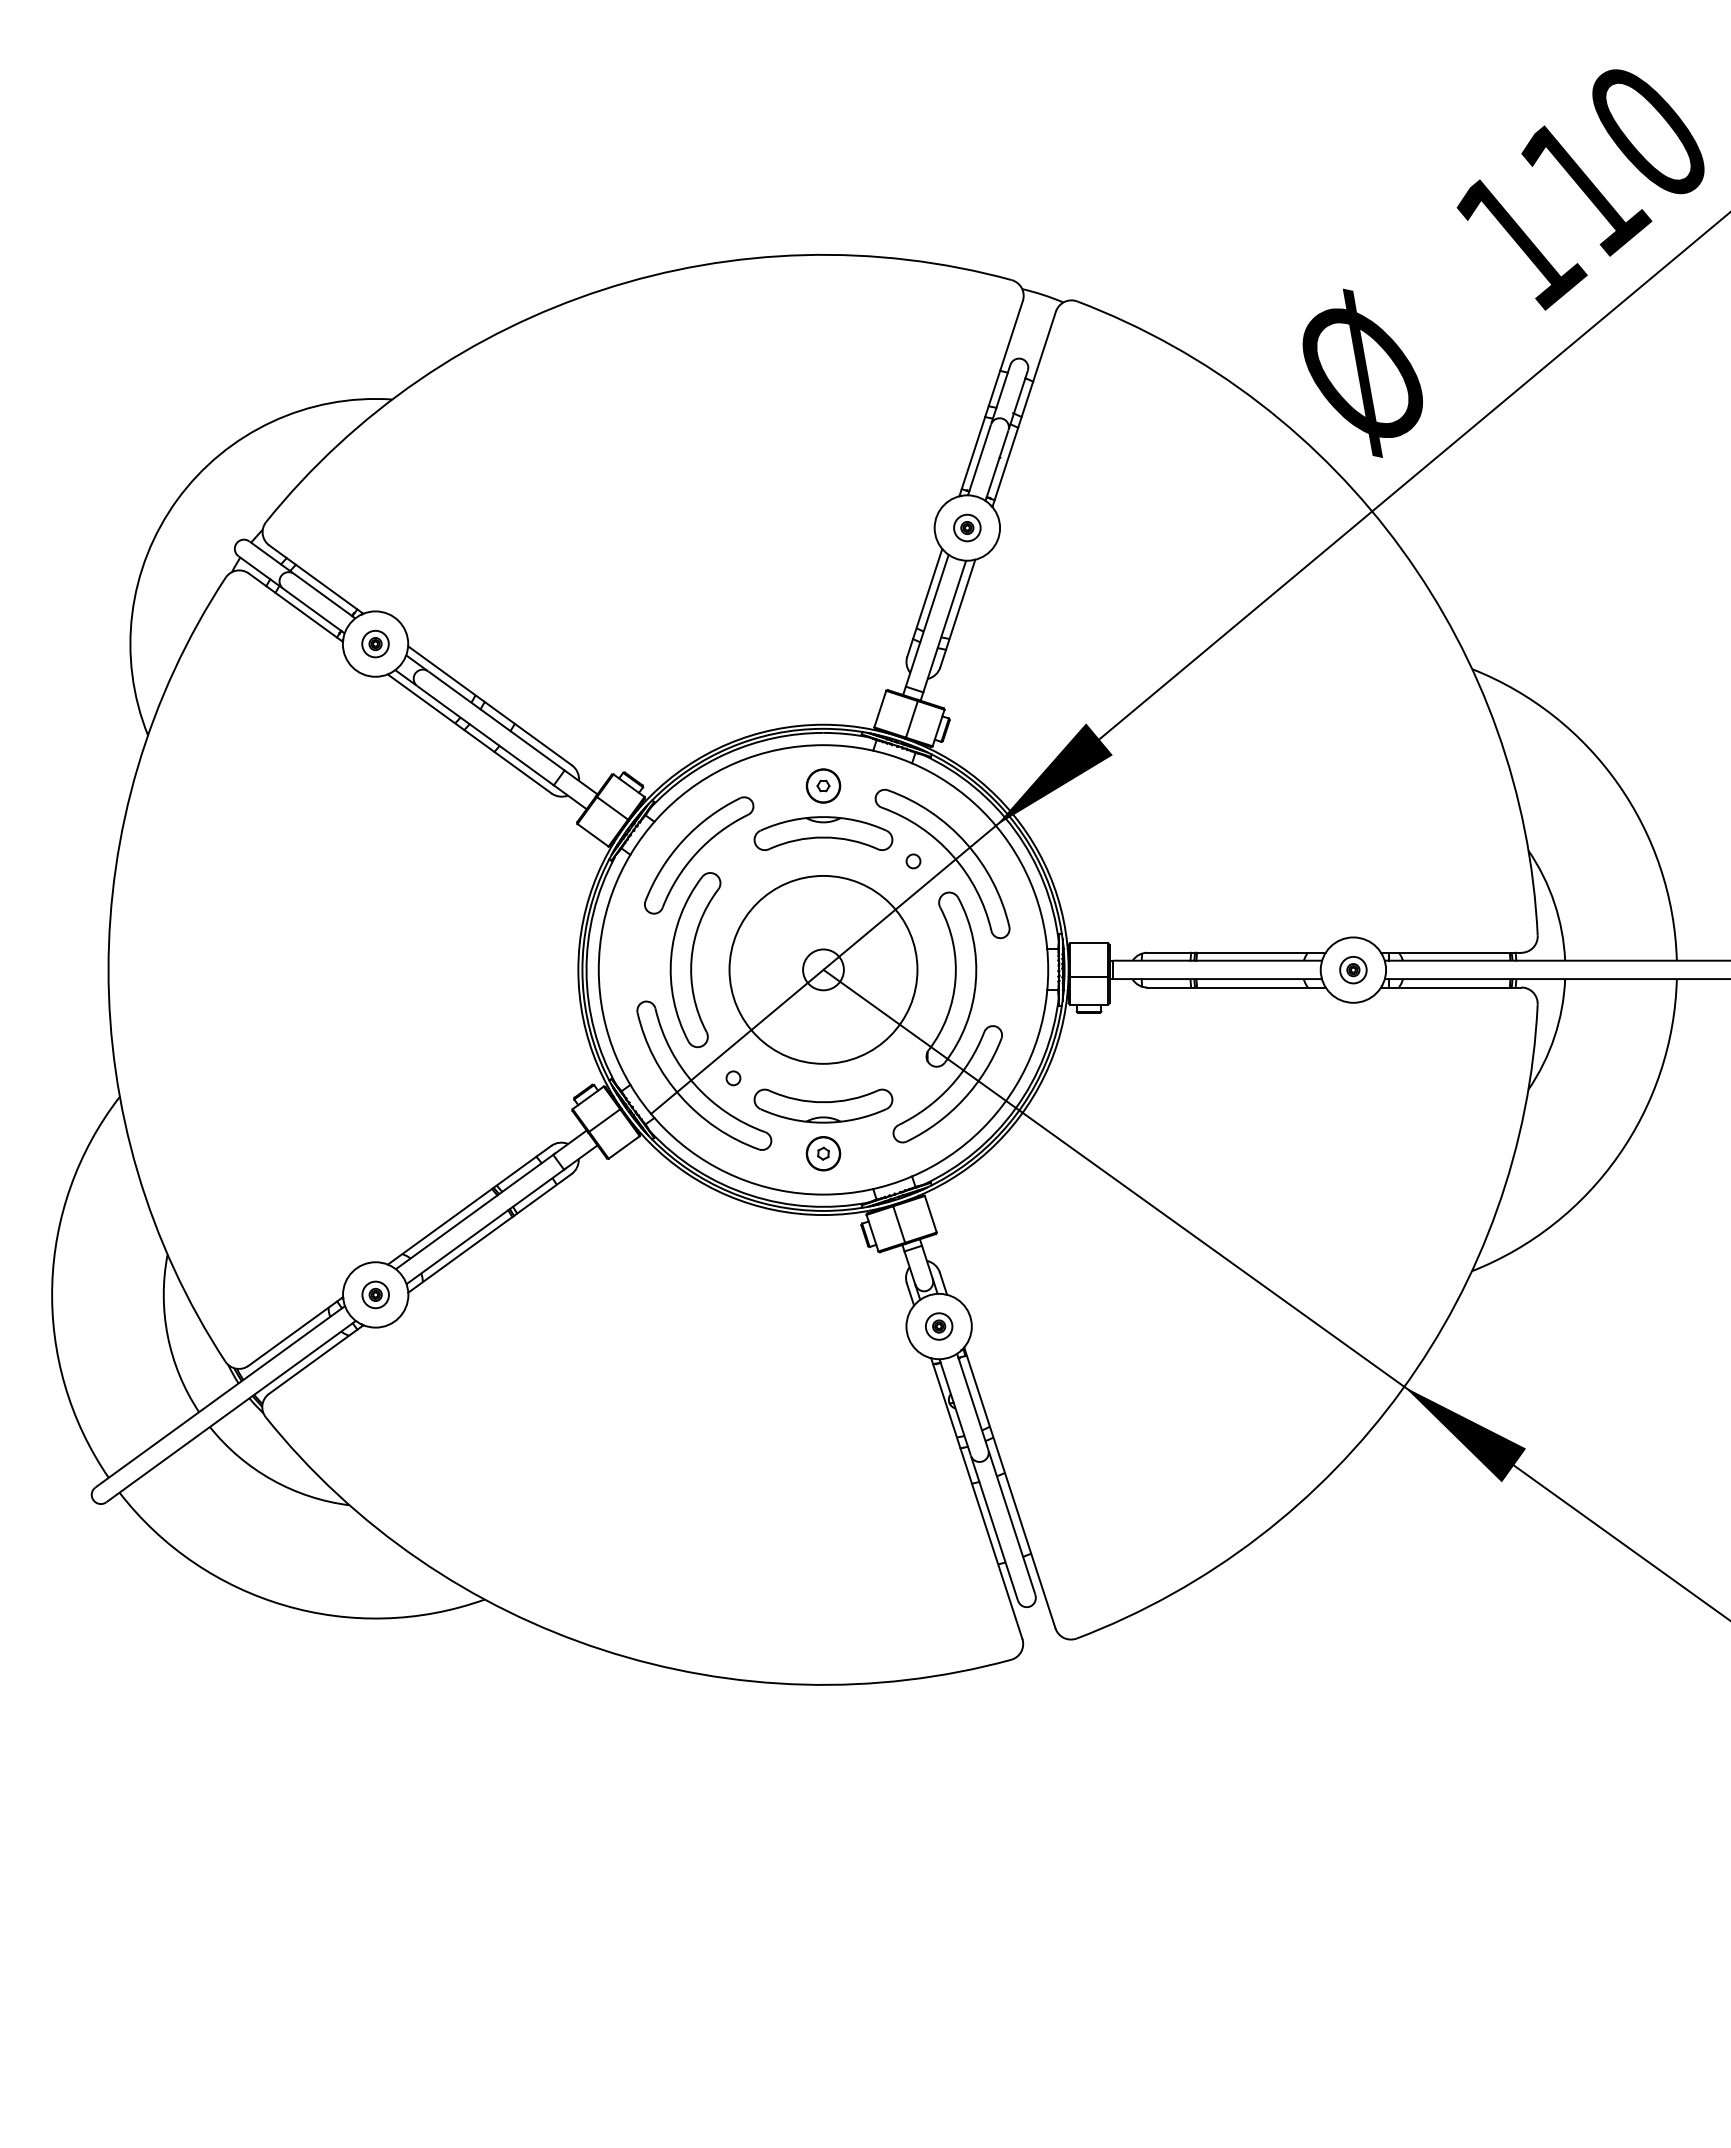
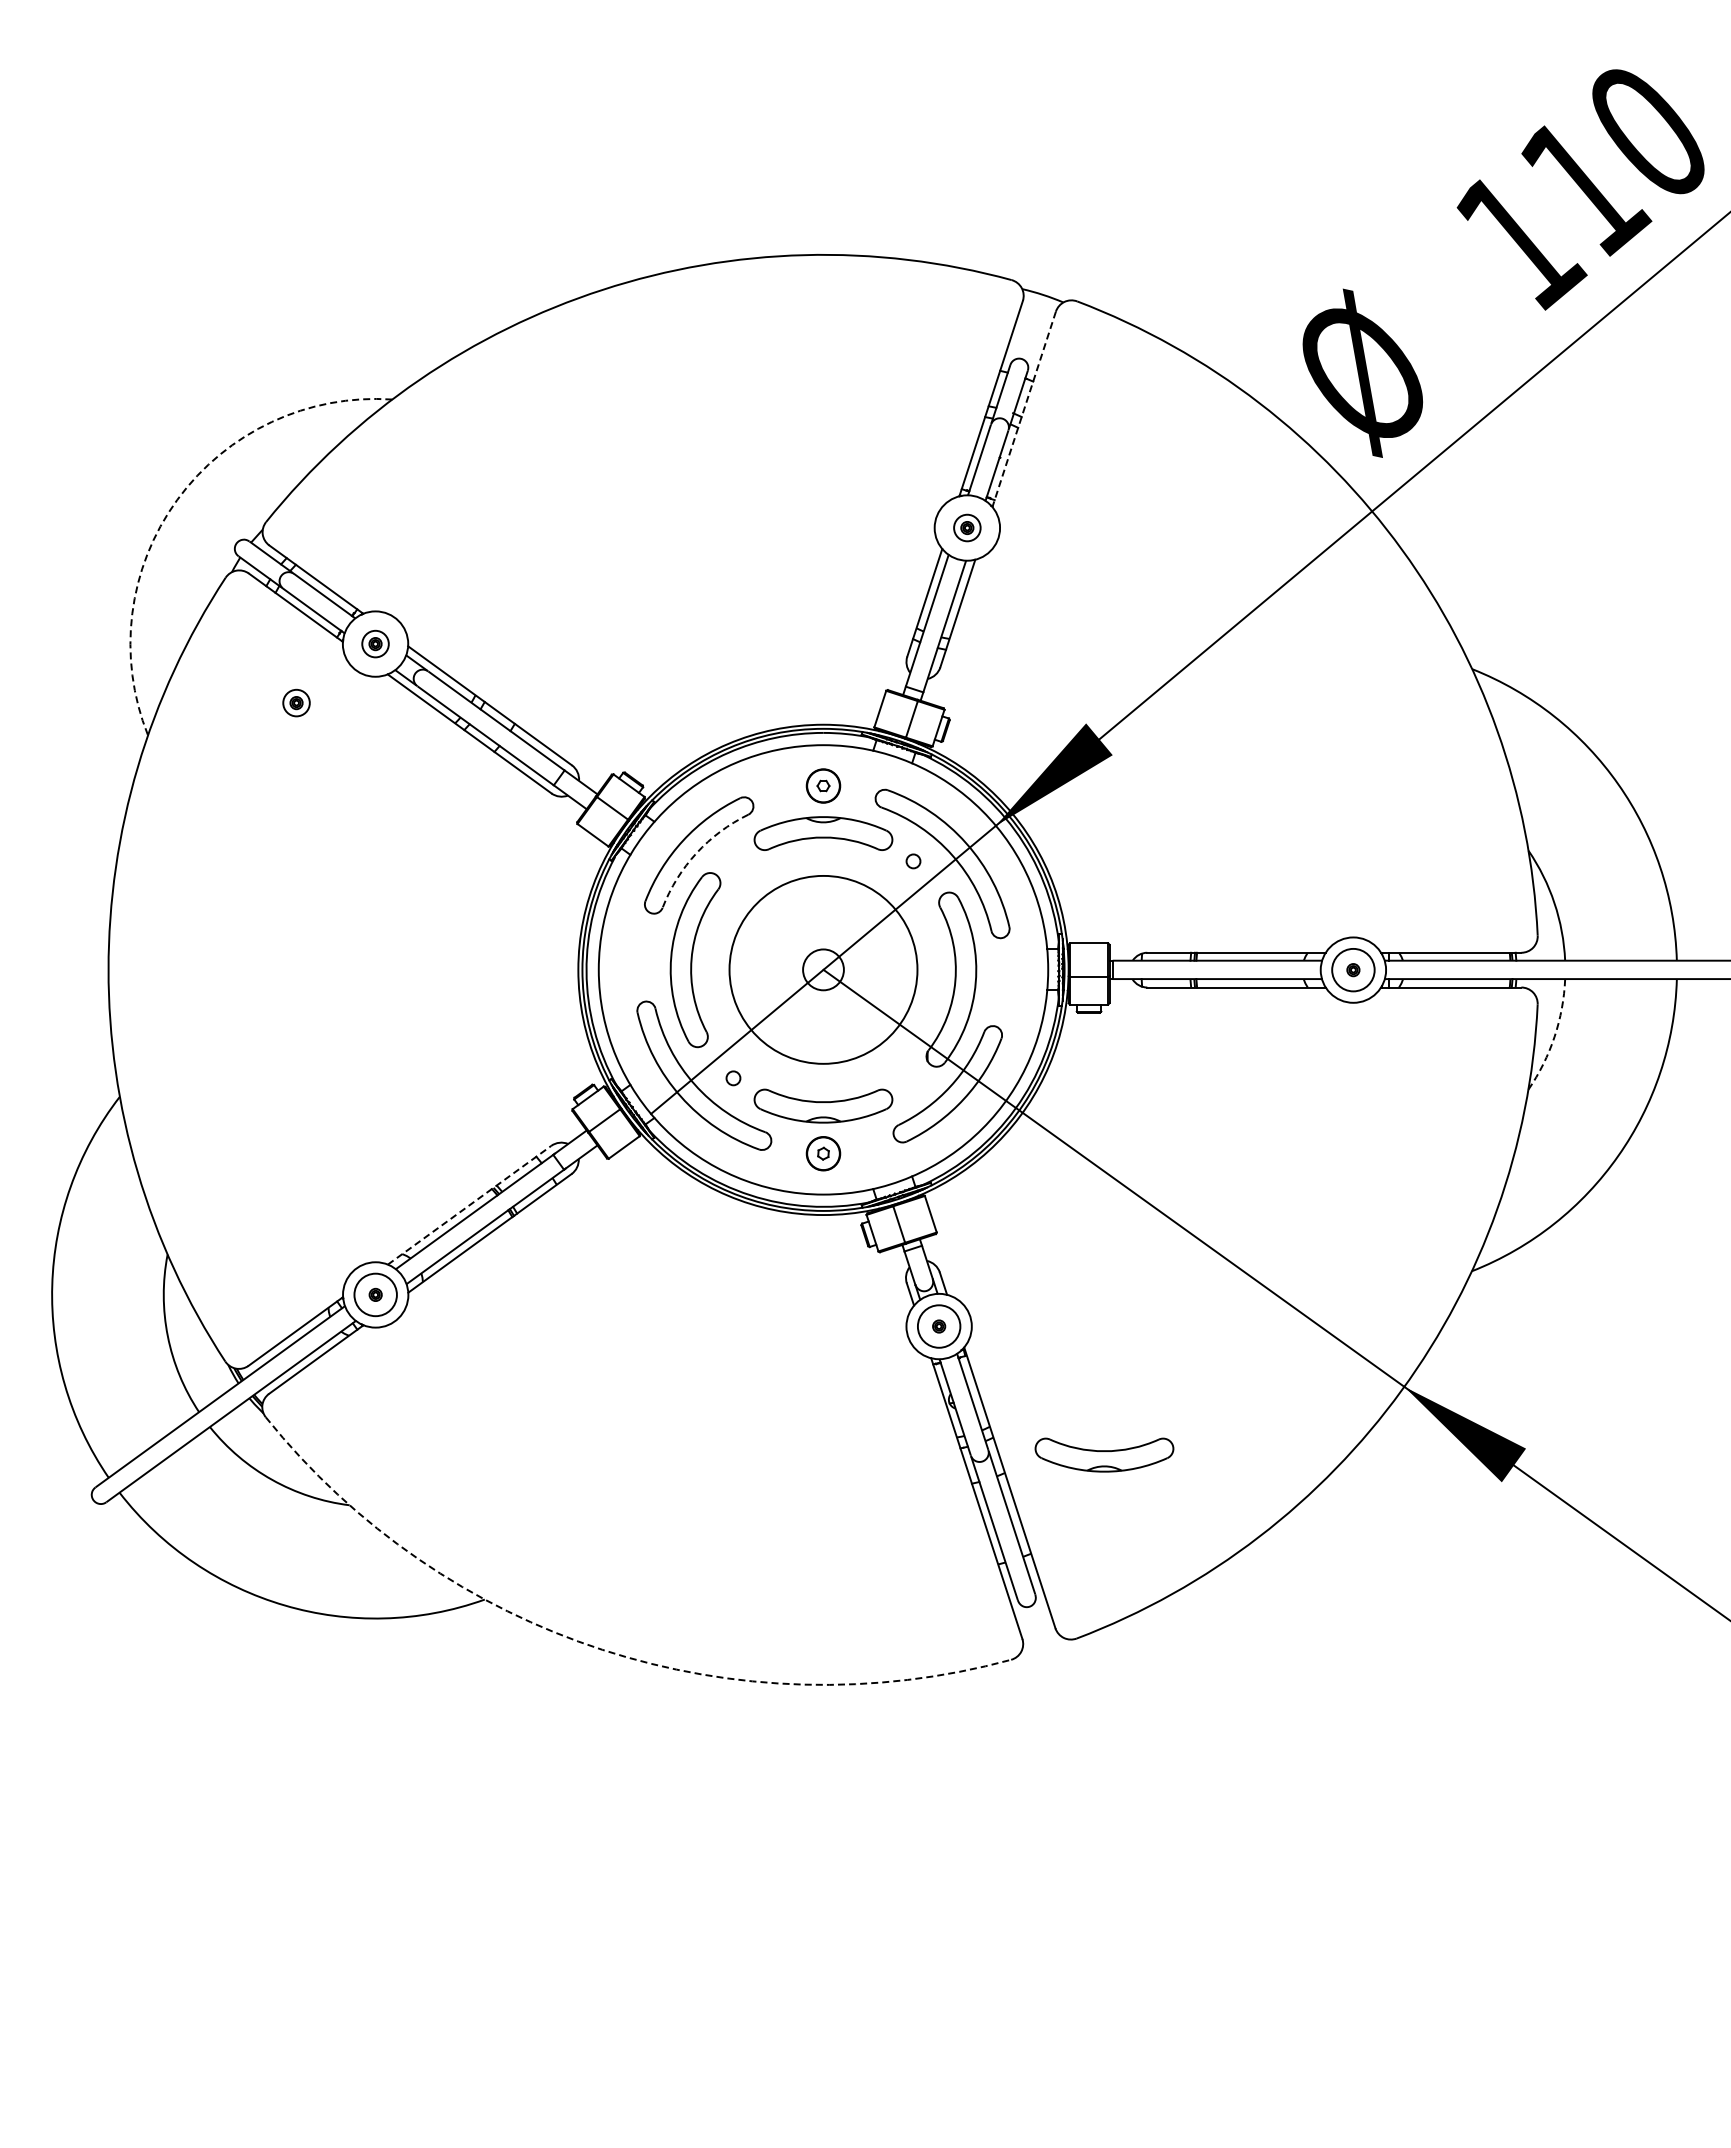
line: solid -> dashed (1024, 409)
arc: solid -> dashed (177, 499)
part: none -> present (296, 702)
arc: solid -> dashed (696, 853)
circle diameter: 27 px -> 42 px (1353, 969)
arc: solid -> dashed (1554, 1036)
line: solid -> dashed (469, 1205)
circle diameter: 27 px -> 42 px (375, 1294)
circle diameter: 27 px -> 42 px (938, 1326)
part: none -> present (1104, 1454)
arc: solid -> dashed (602, 1649)
